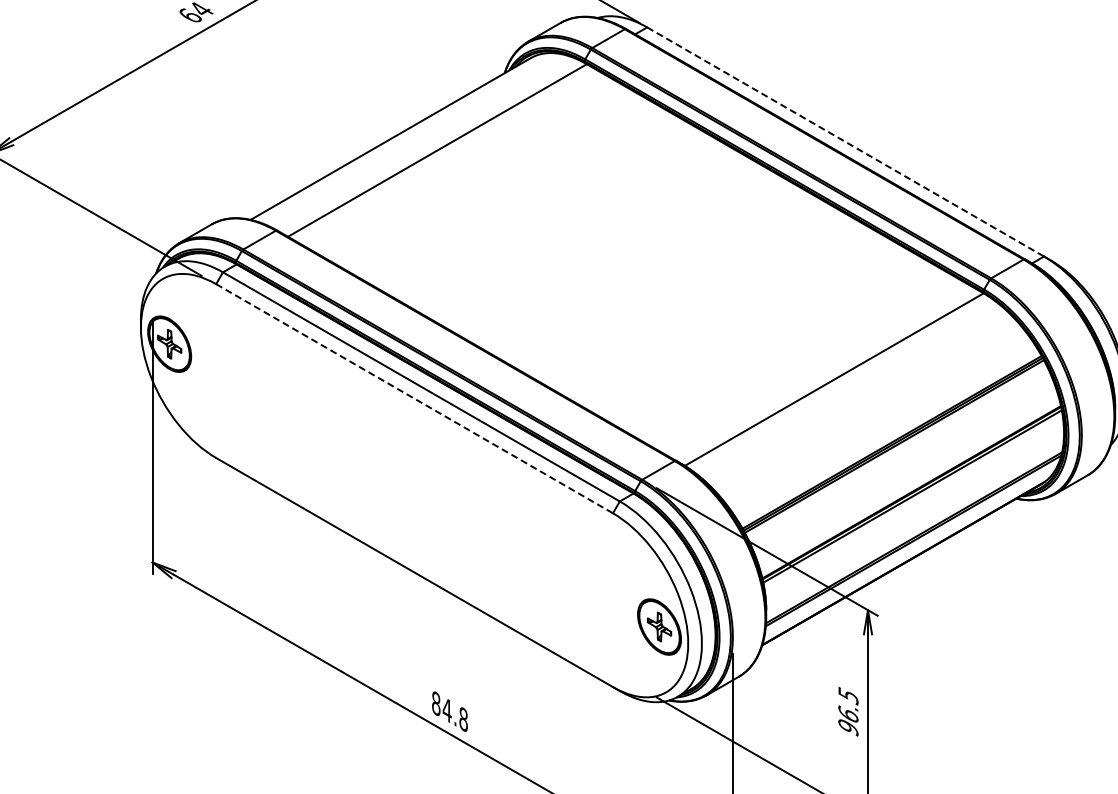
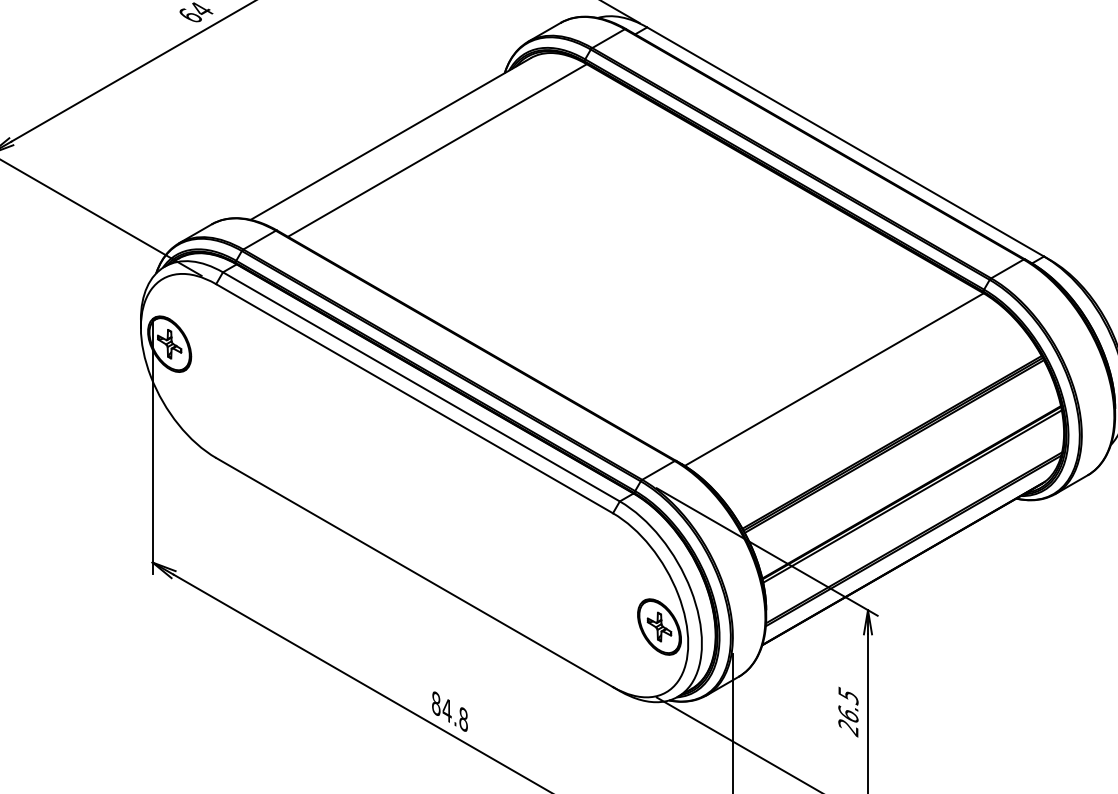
line: dashed -> solid (846, 142)
line: dashed -> solid (415, 398)
text: 96.5 -> 26.5 (848, 728)
